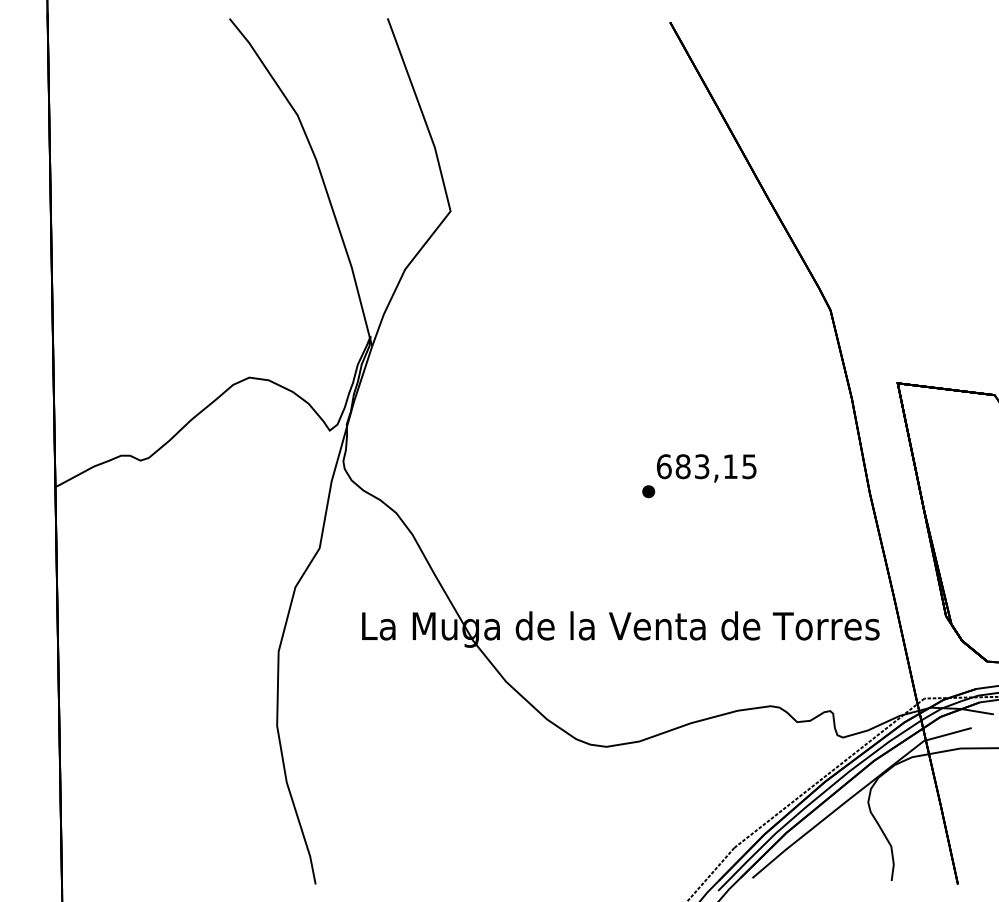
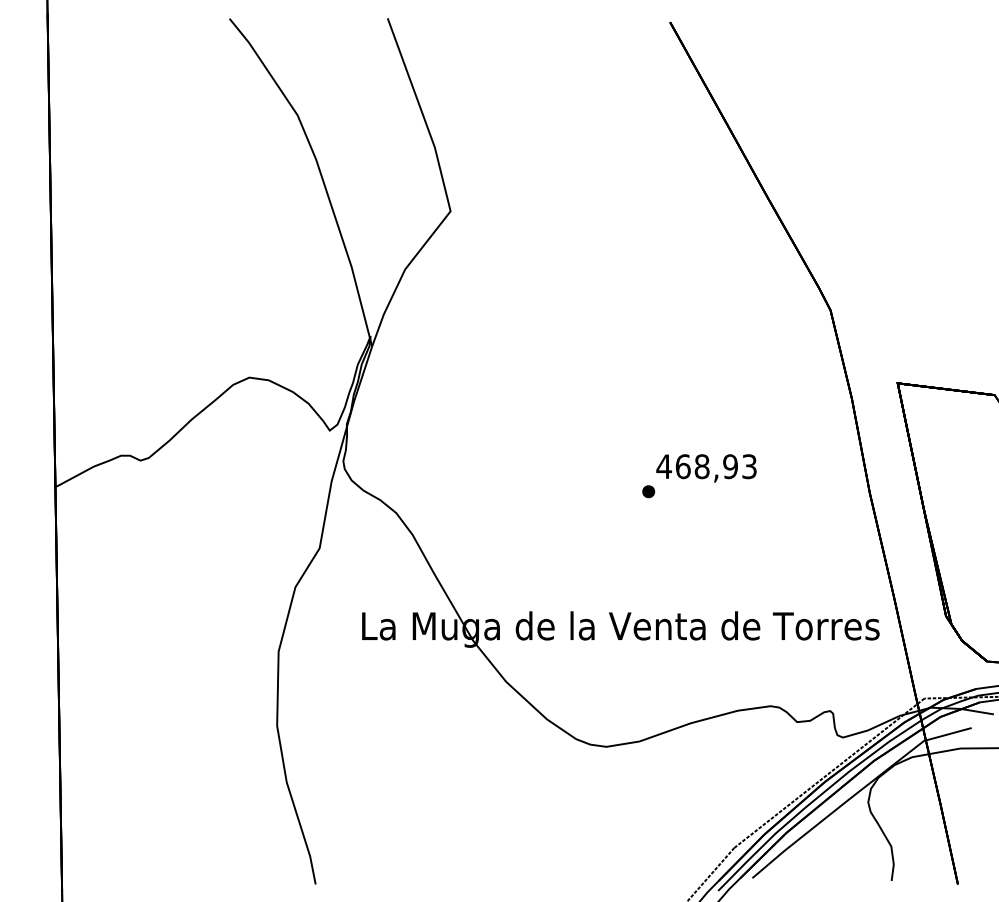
text: 683,15 -> 468,93 (706, 466)
